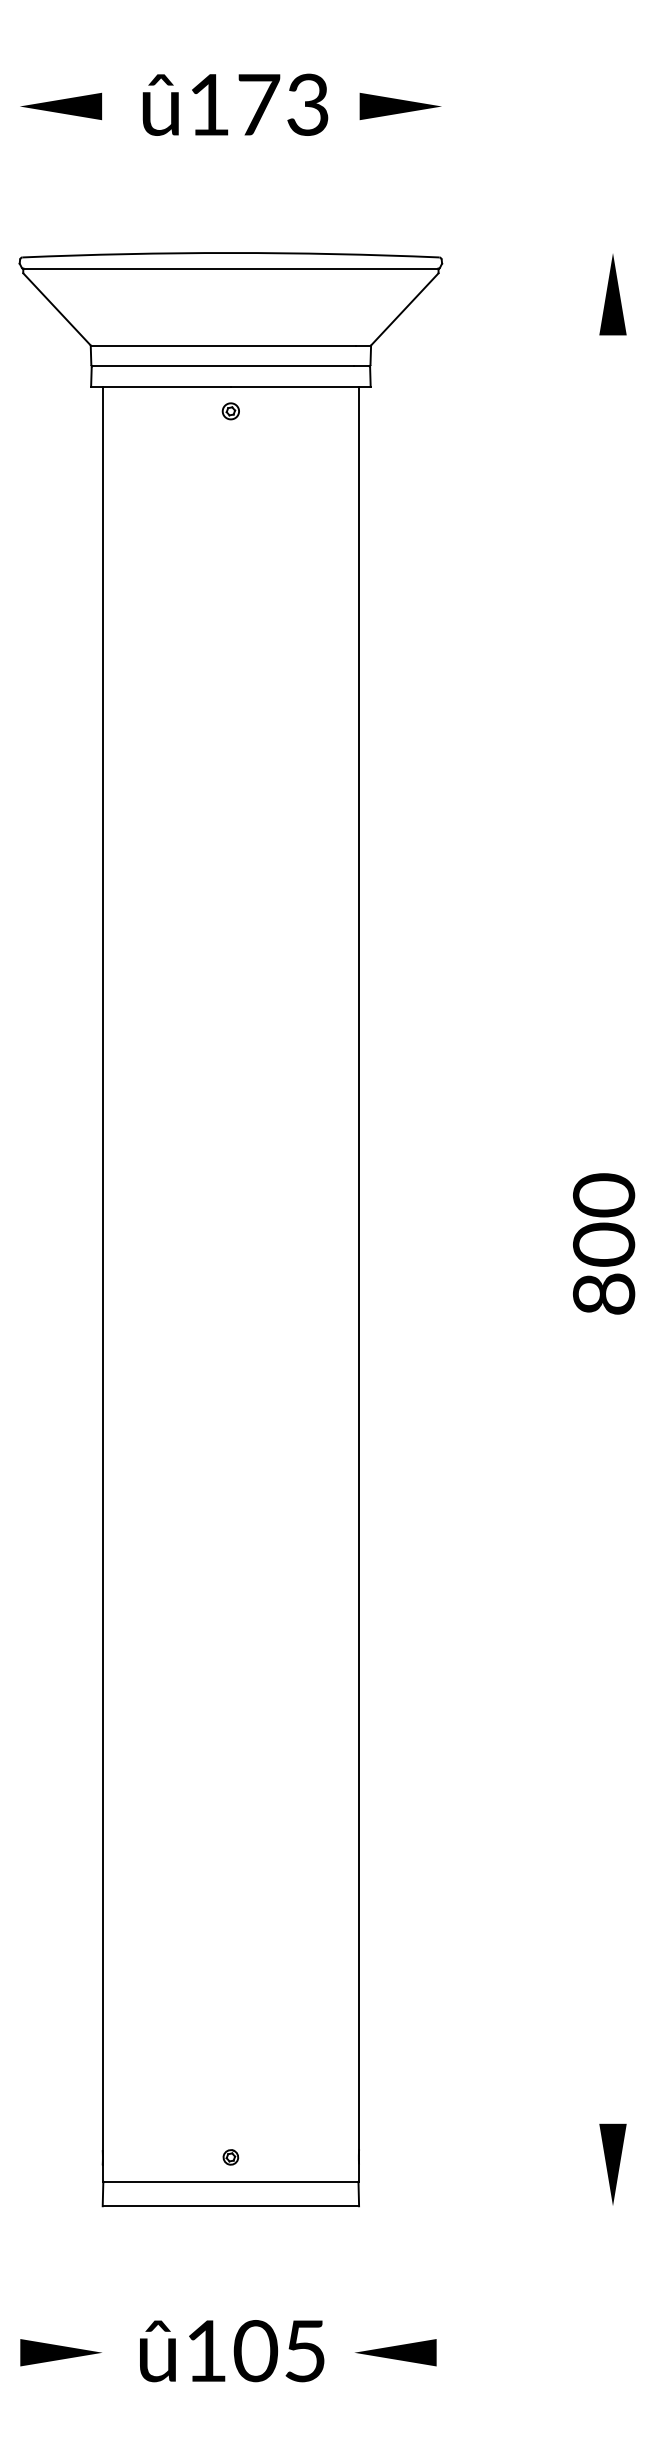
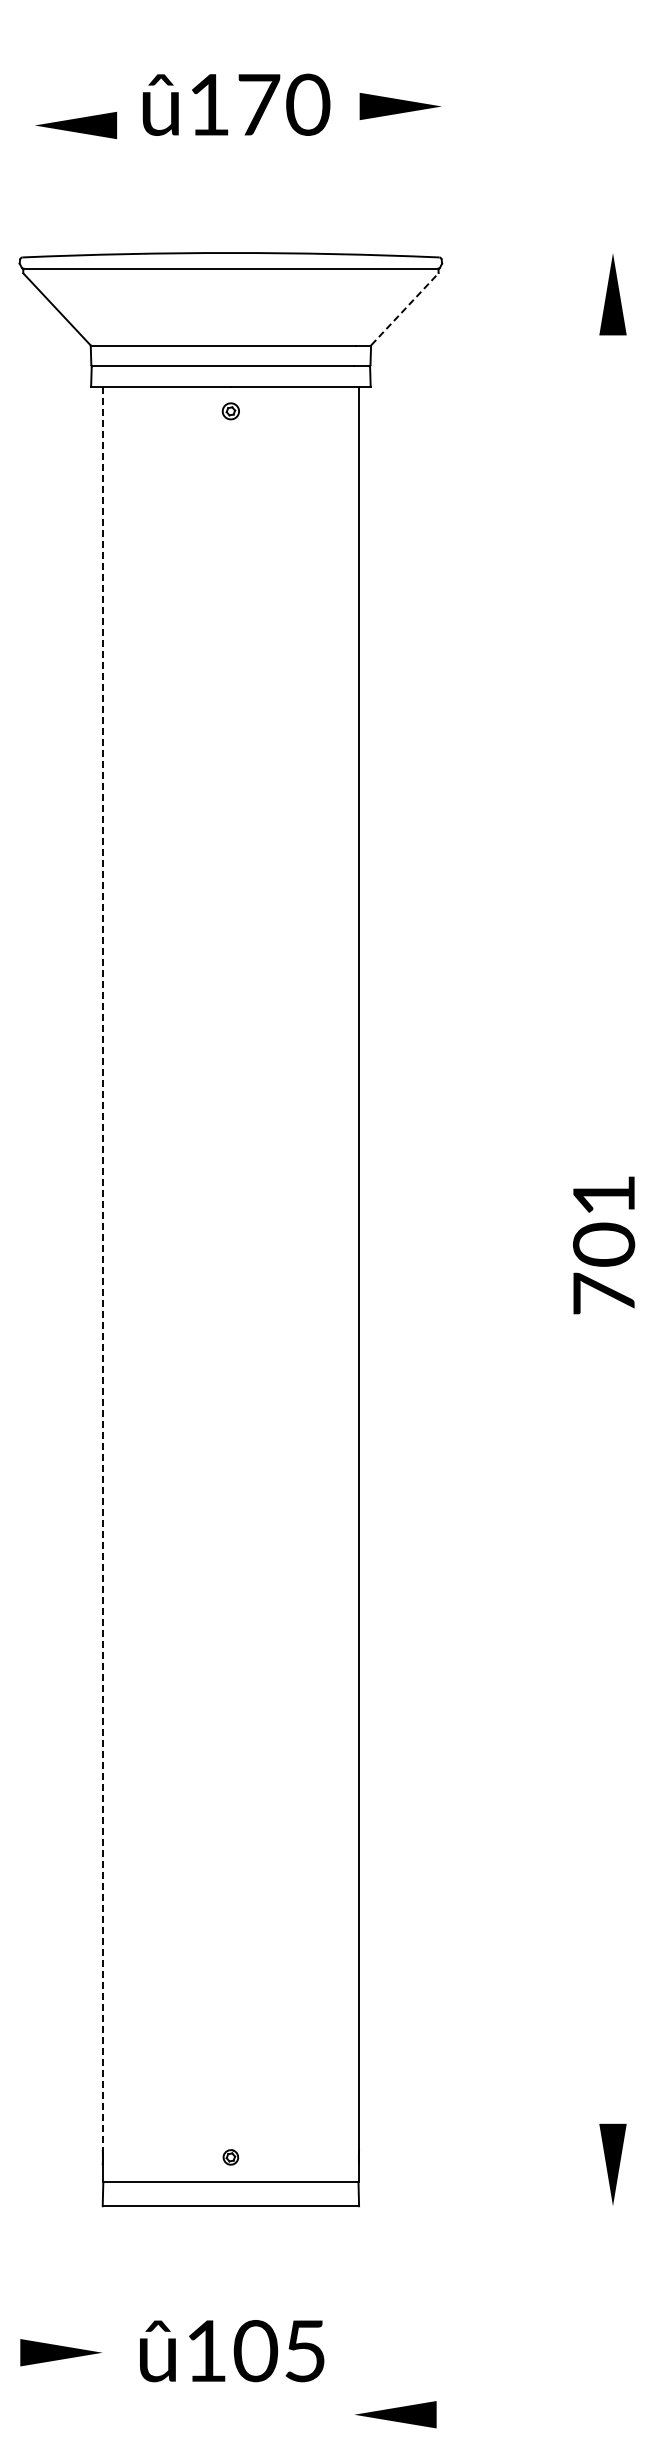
text: û173 -> û170 (308, 104)
part position: (60, 106) -> (75, 125) (75, 125)
line: solid -> dashed (404, 309)
text: 800 -> 701 (603, 1243)
line: solid -> dashed (102, 1275)
part position: (395, 2352) -> (395, 2414) (395, 2414)
